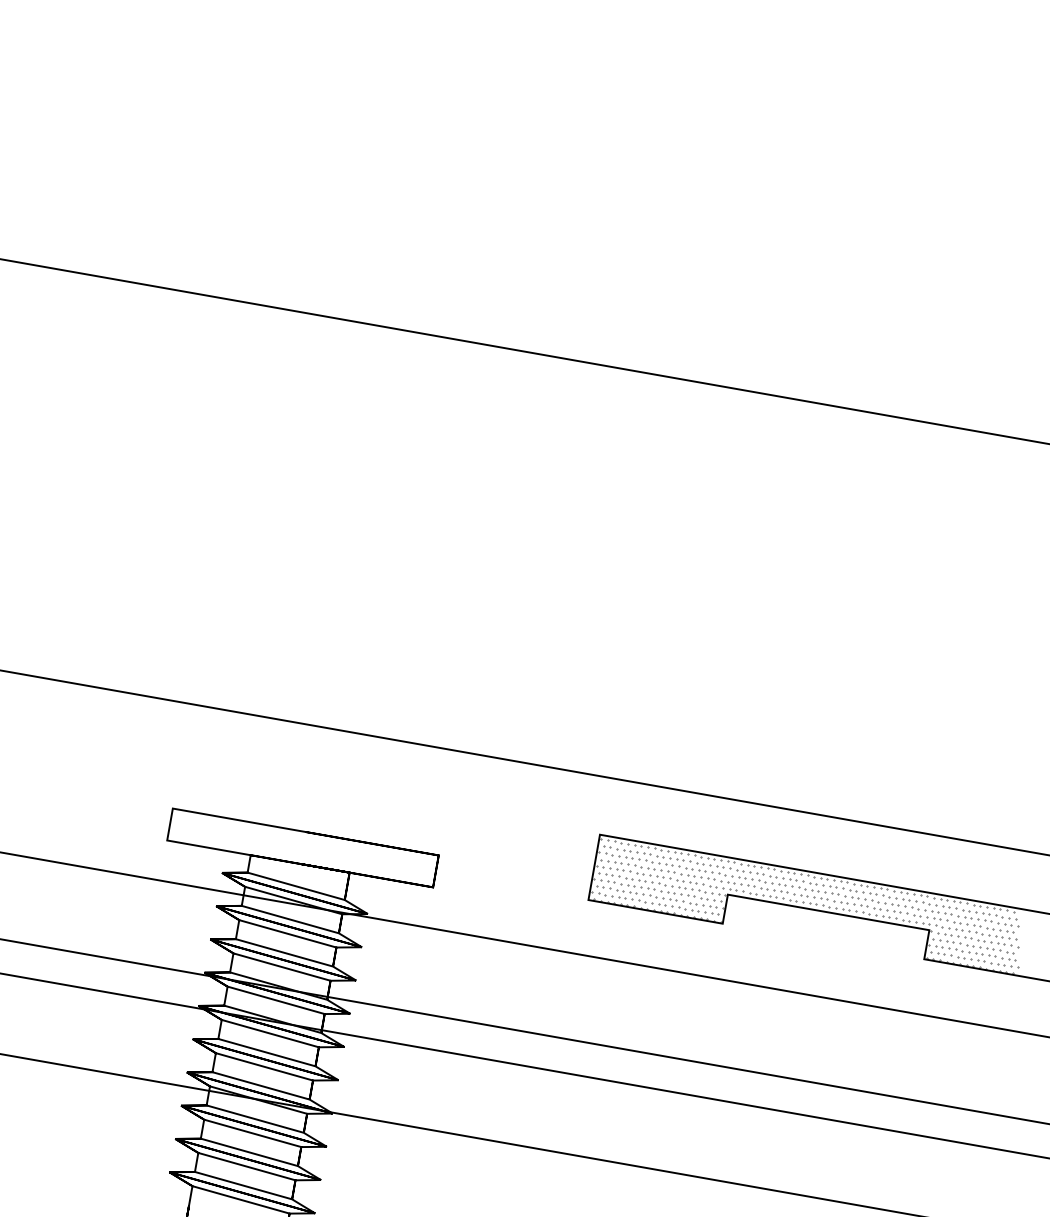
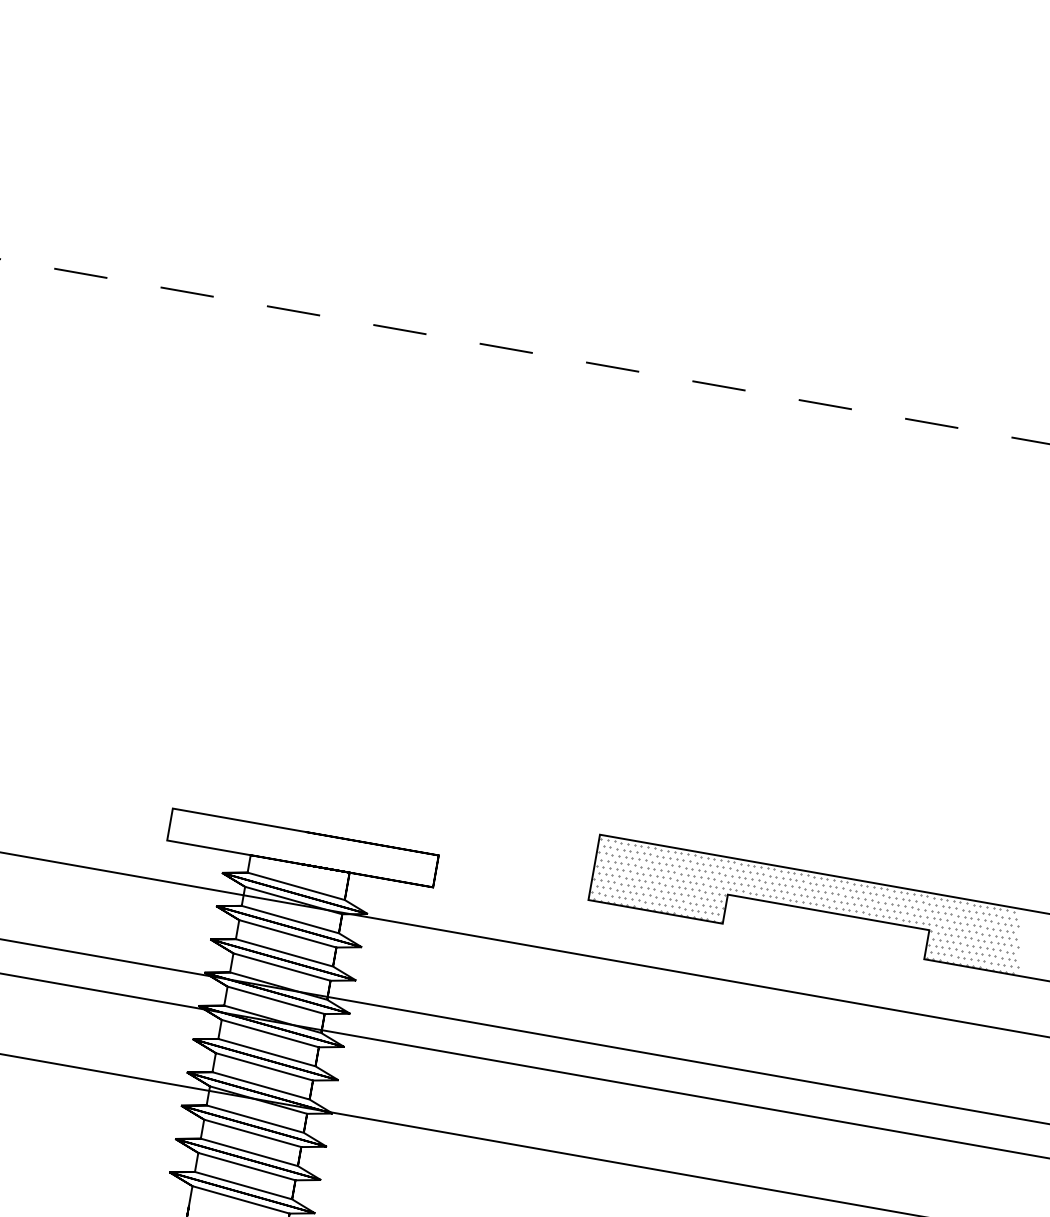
line: solid -> dashed (524, 351)
line: present -> none (524, 762)
